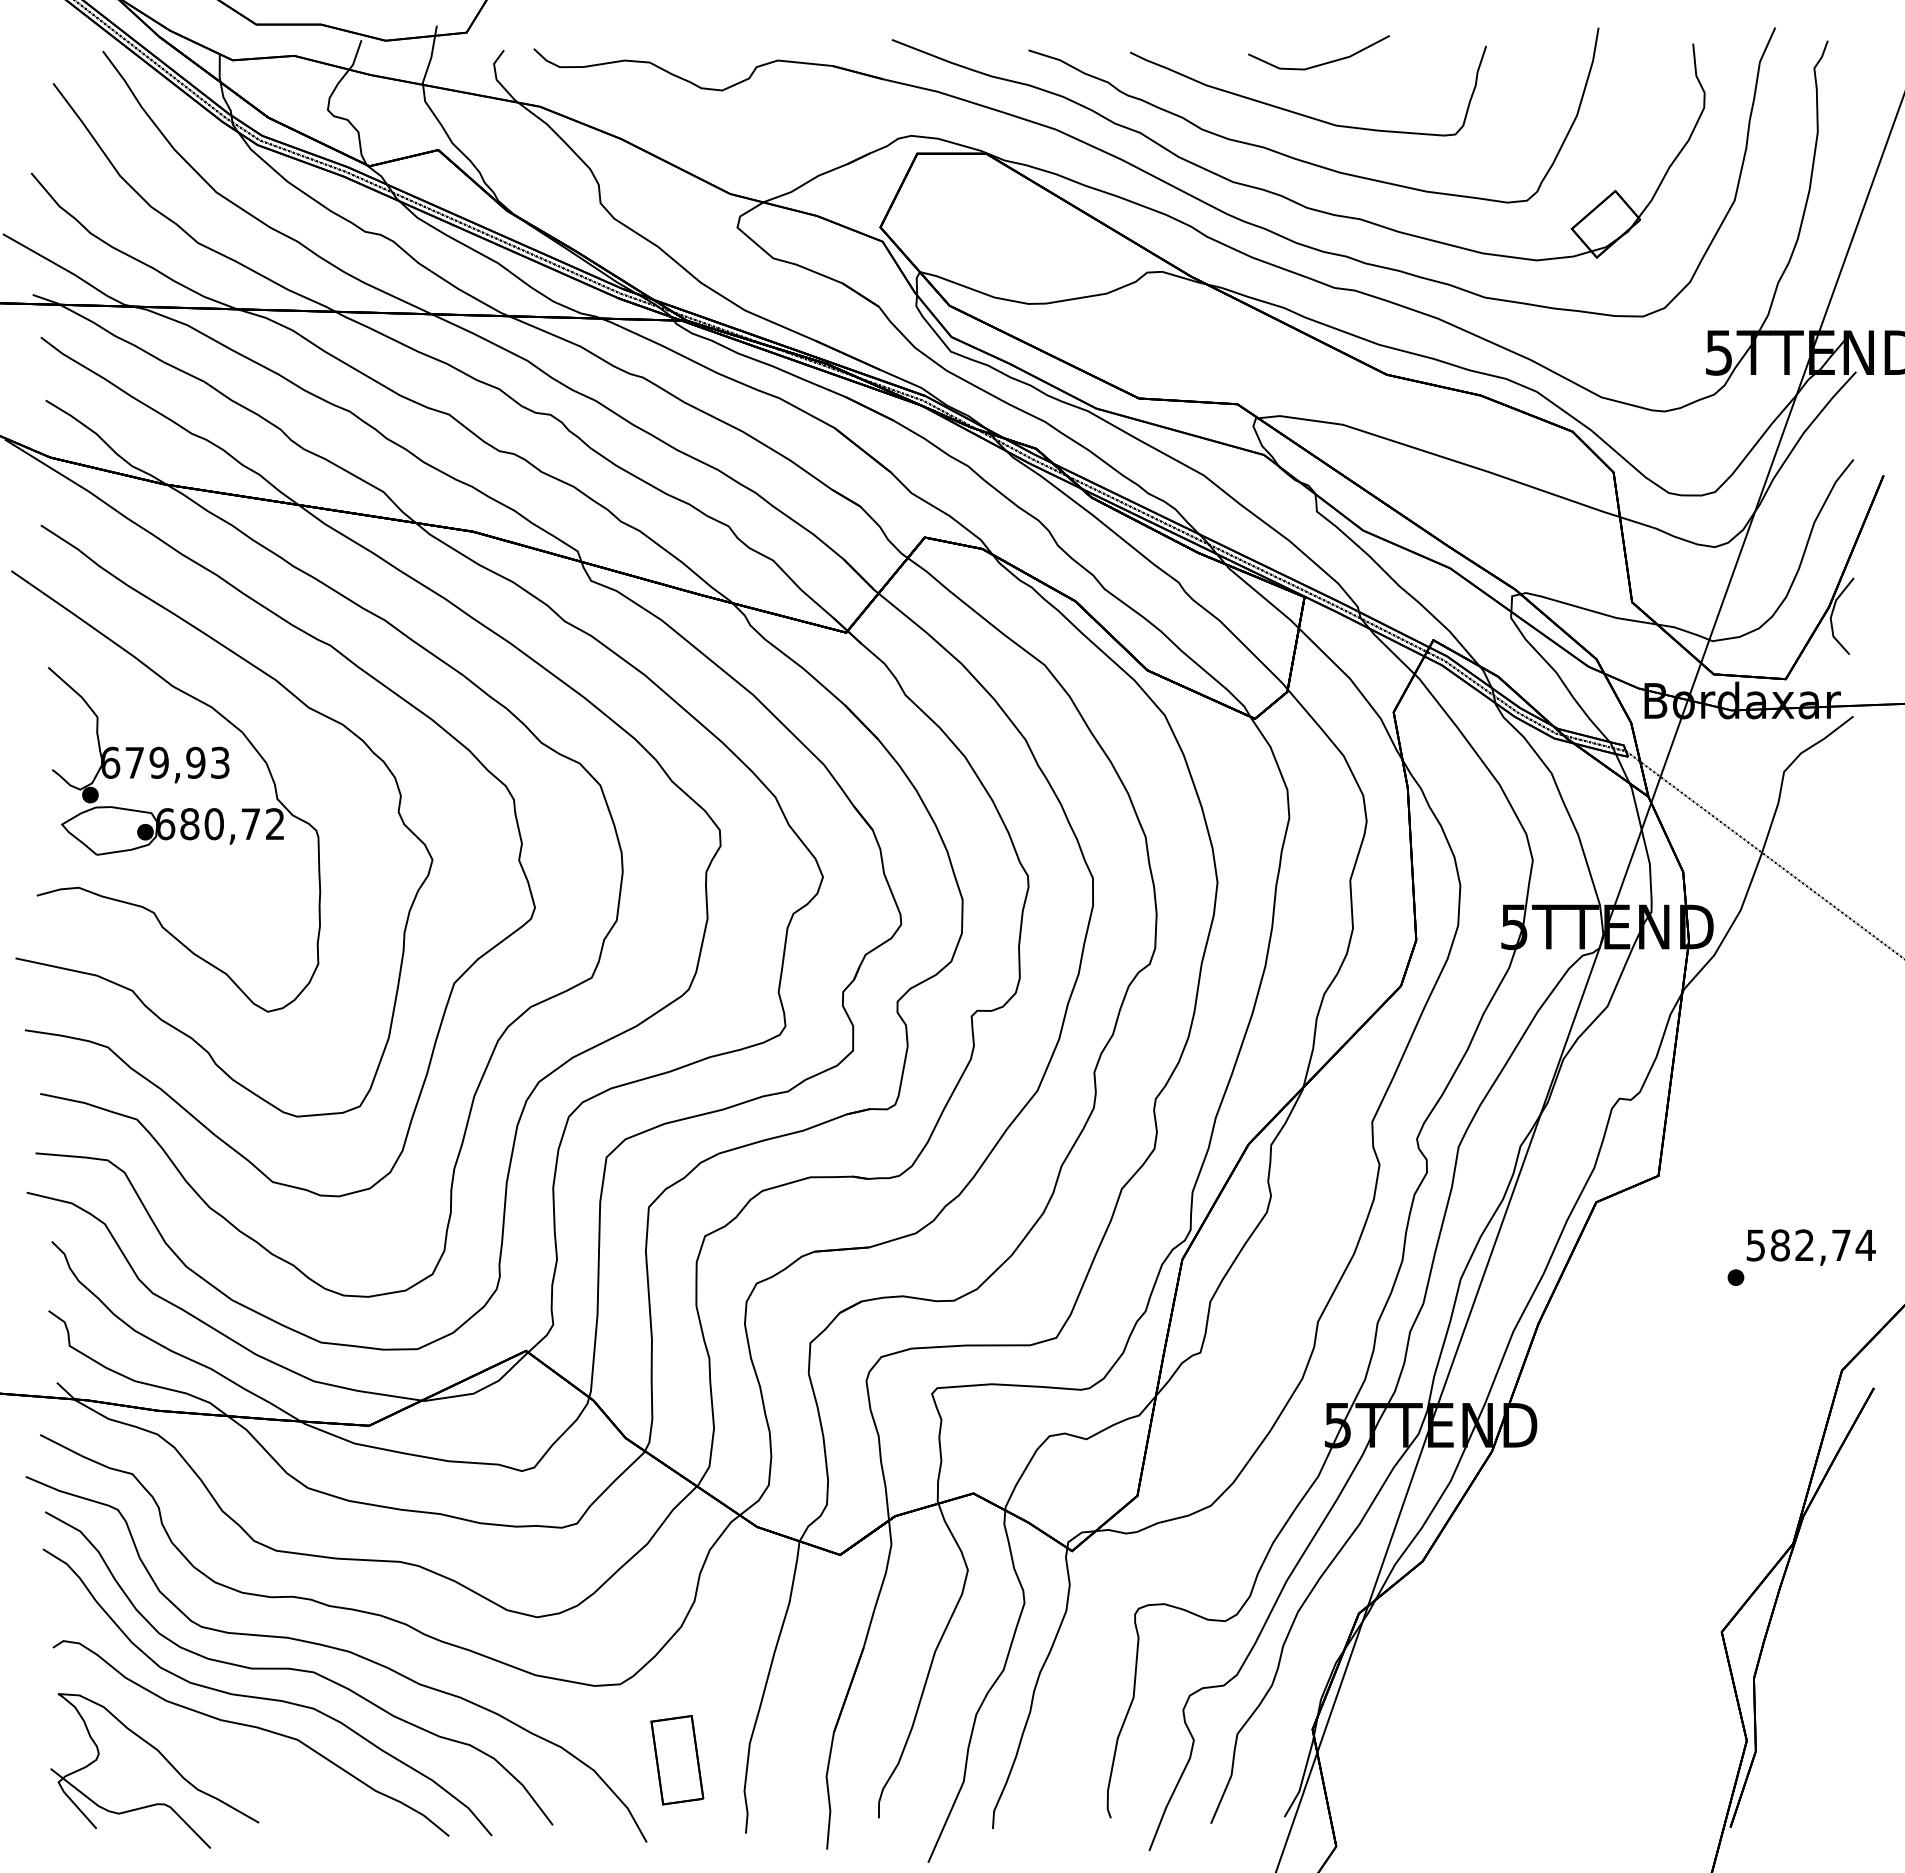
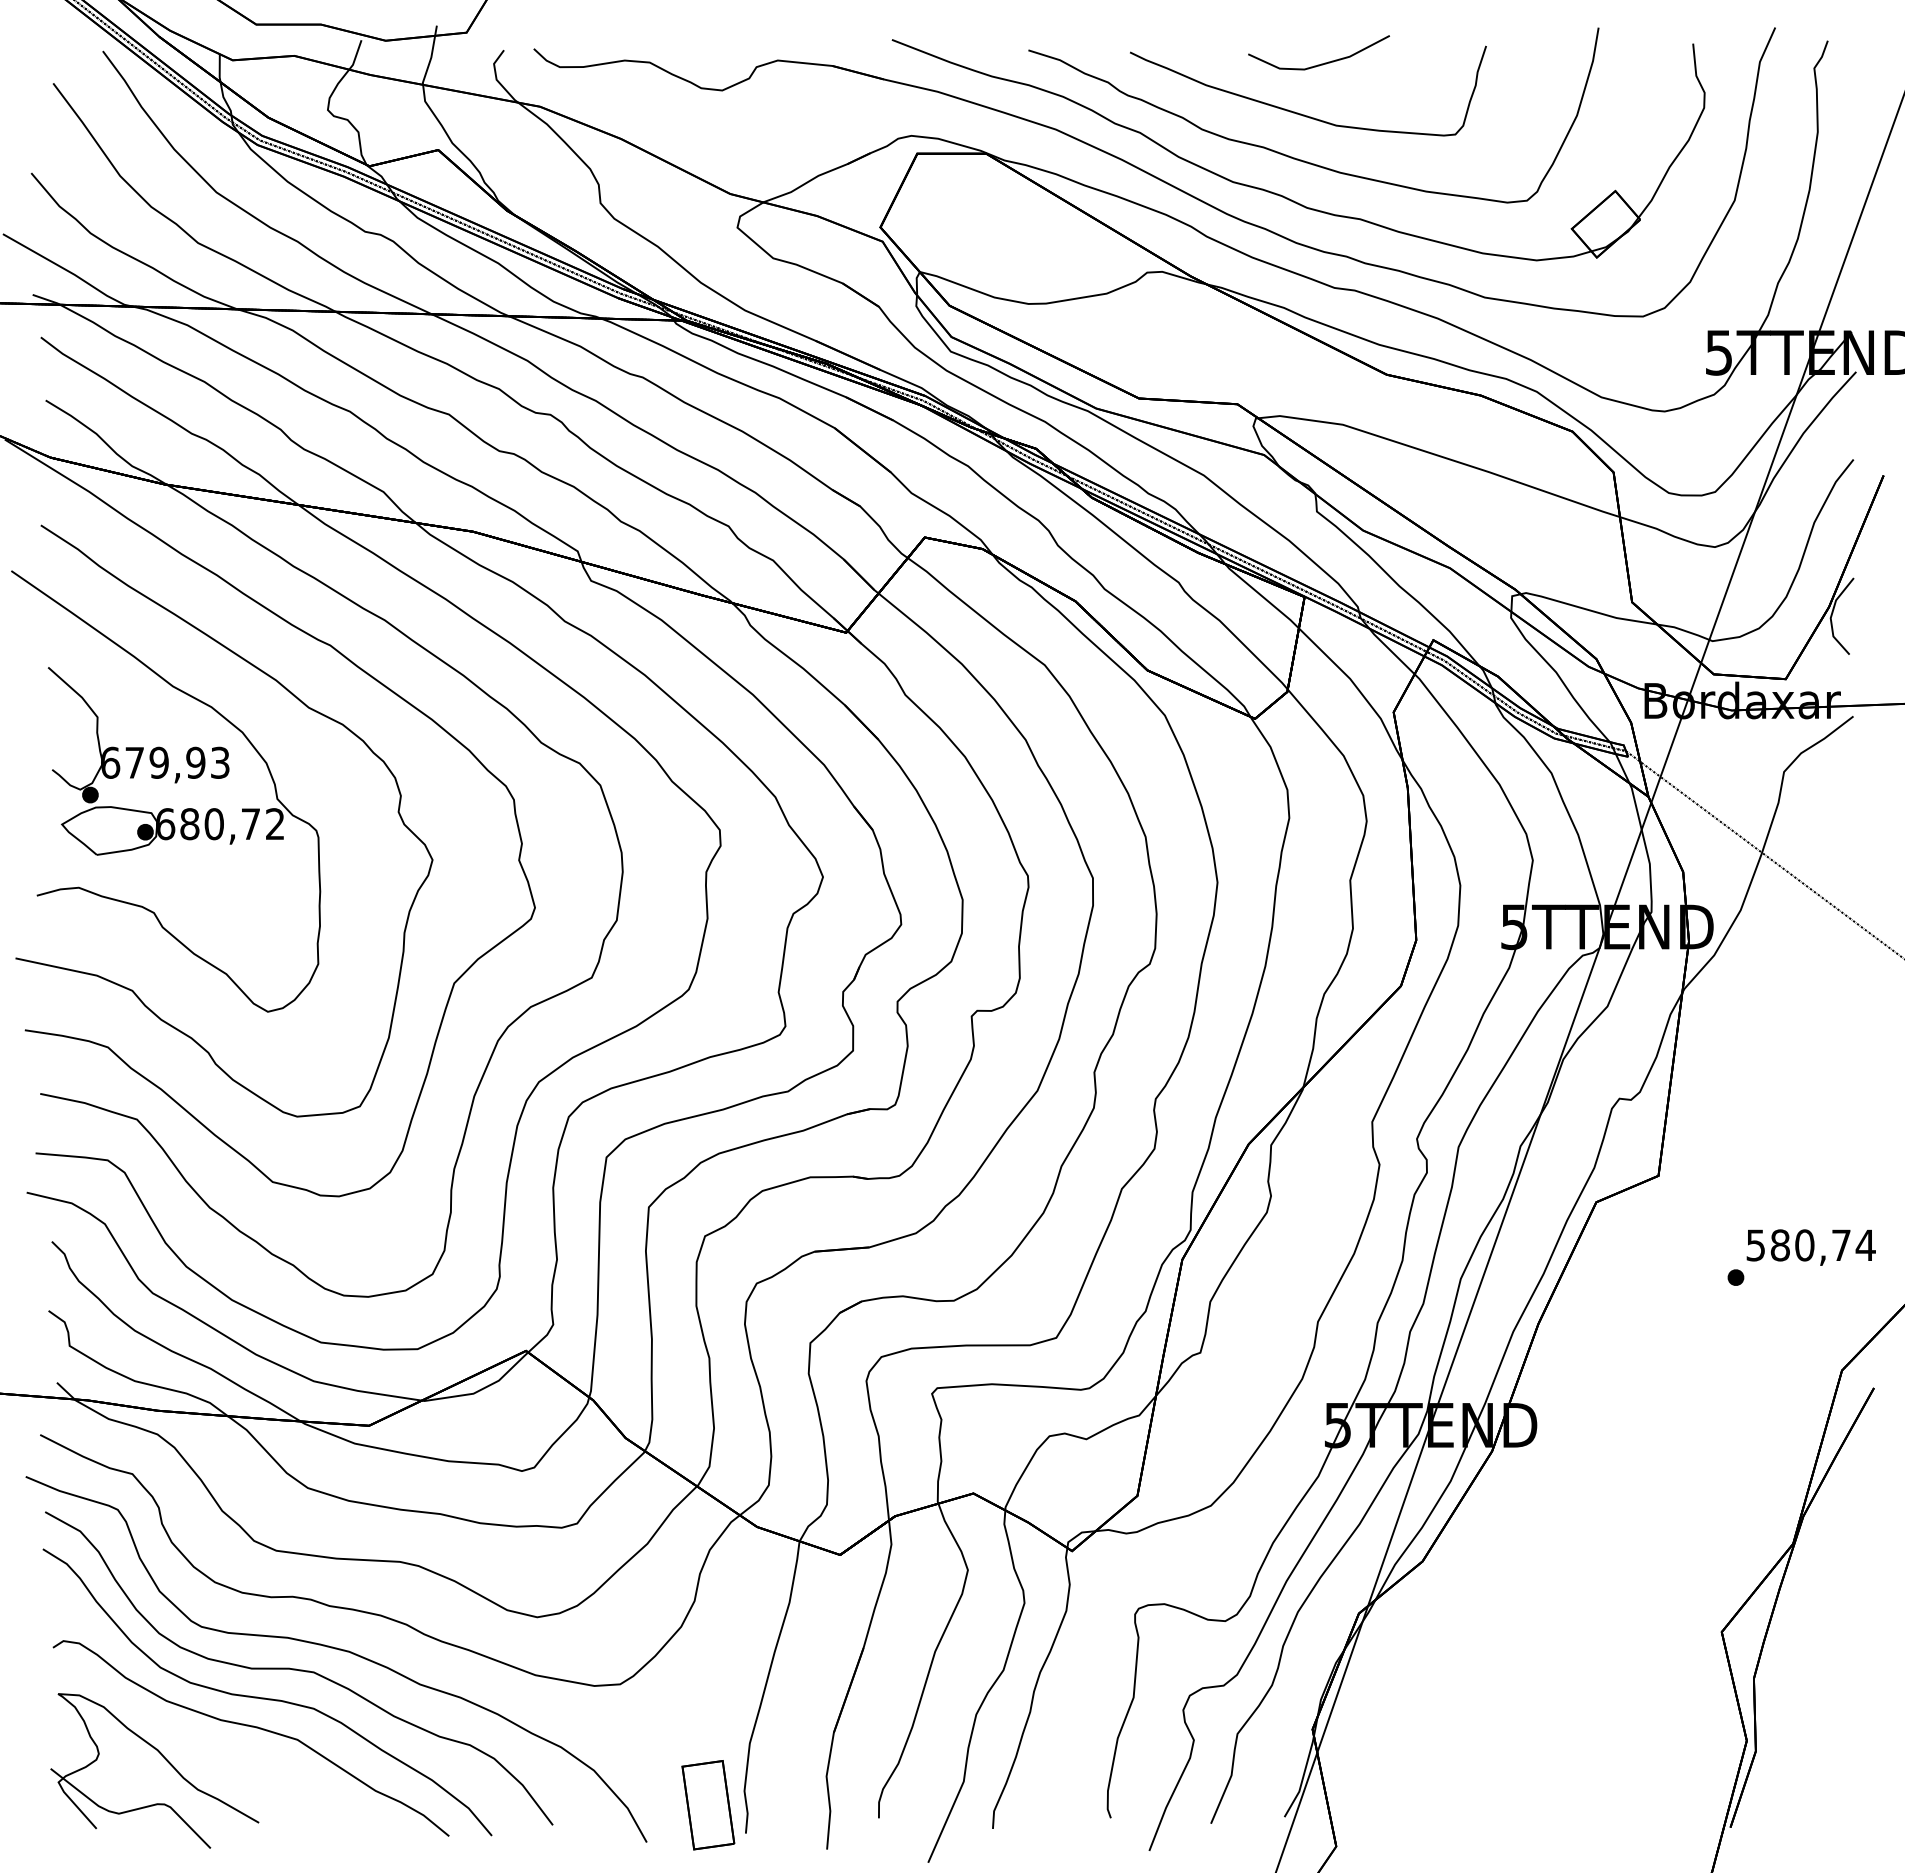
text: 582,74 -> 580,74 (1804, 1245)
part position: (677, 1760) -> (708, 1805) (708, 1805)
